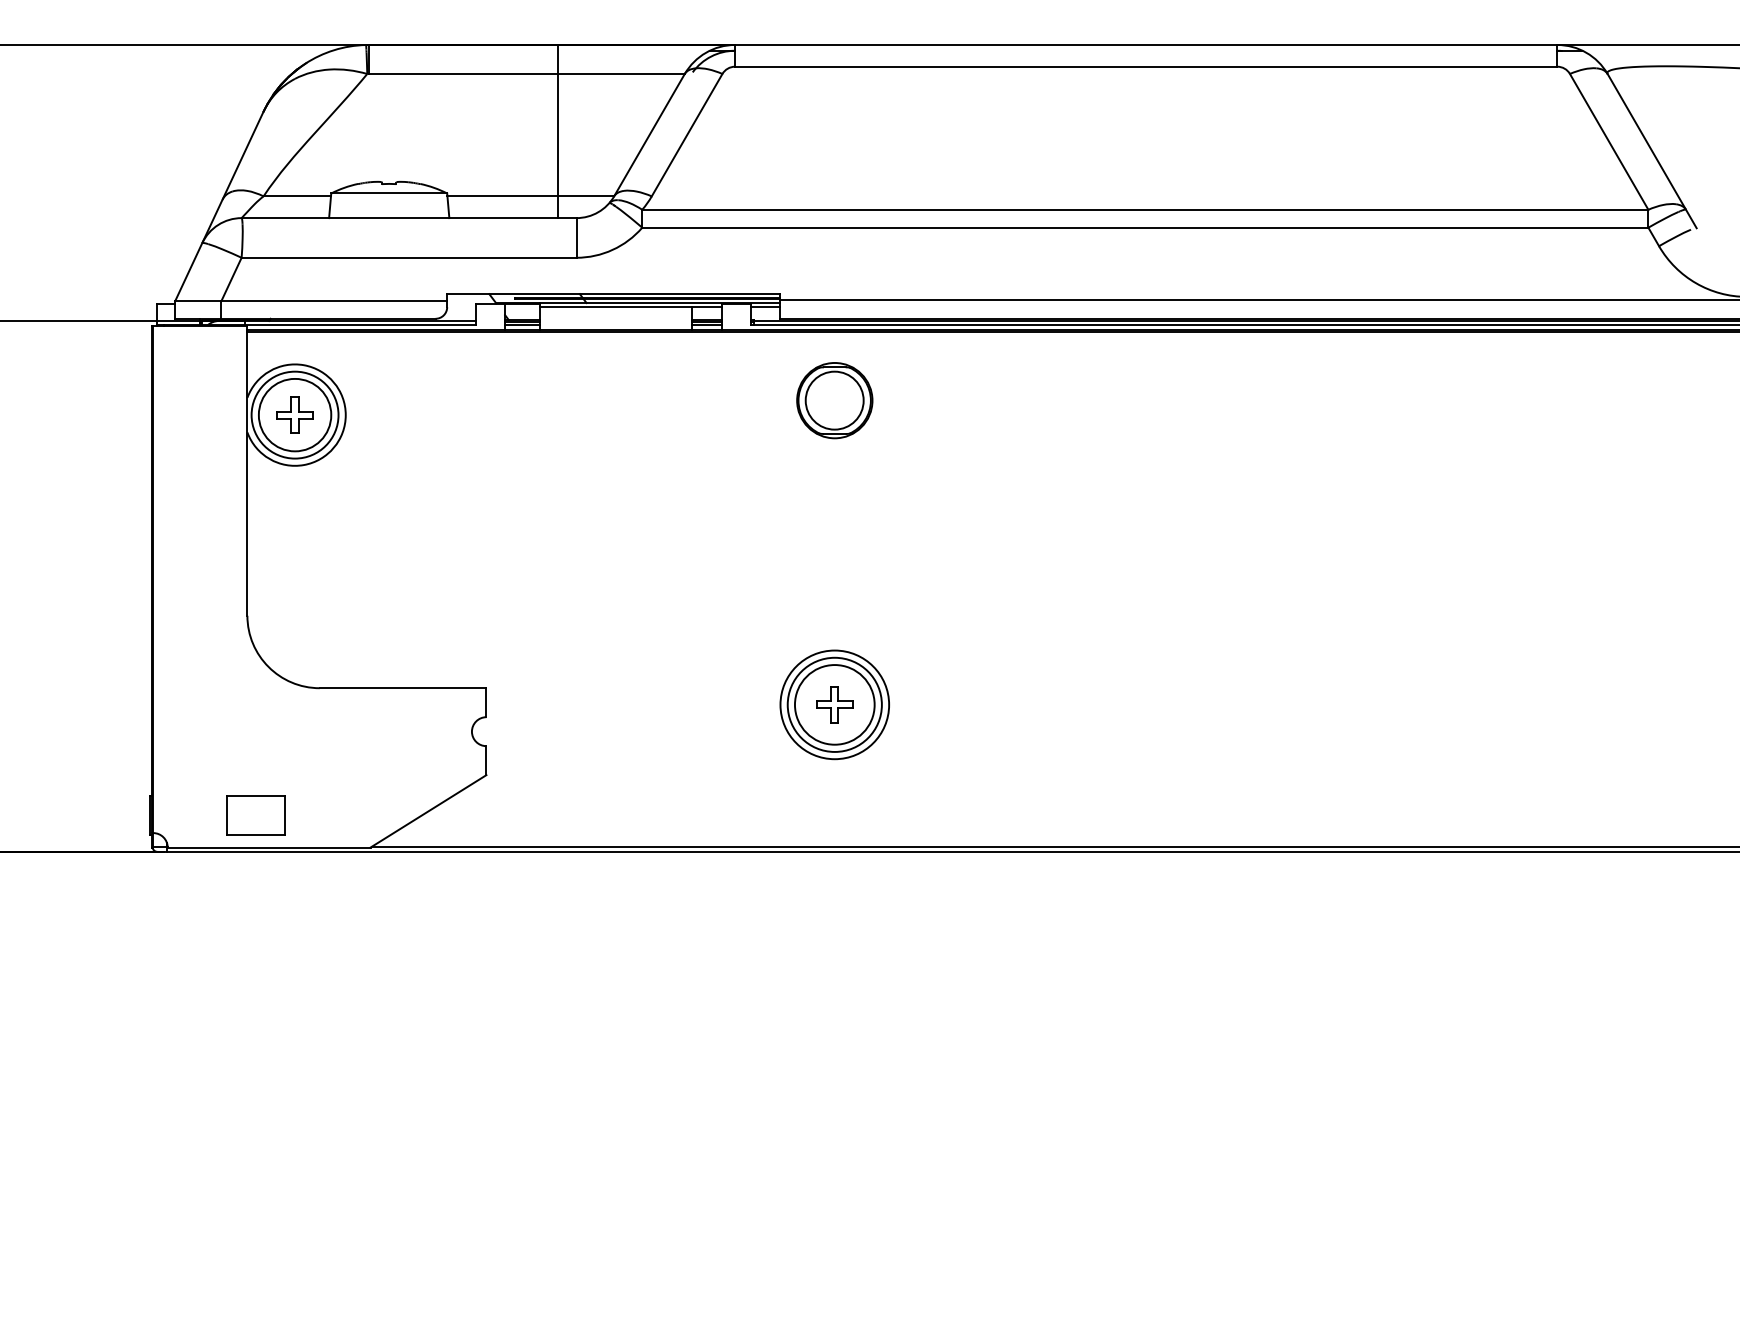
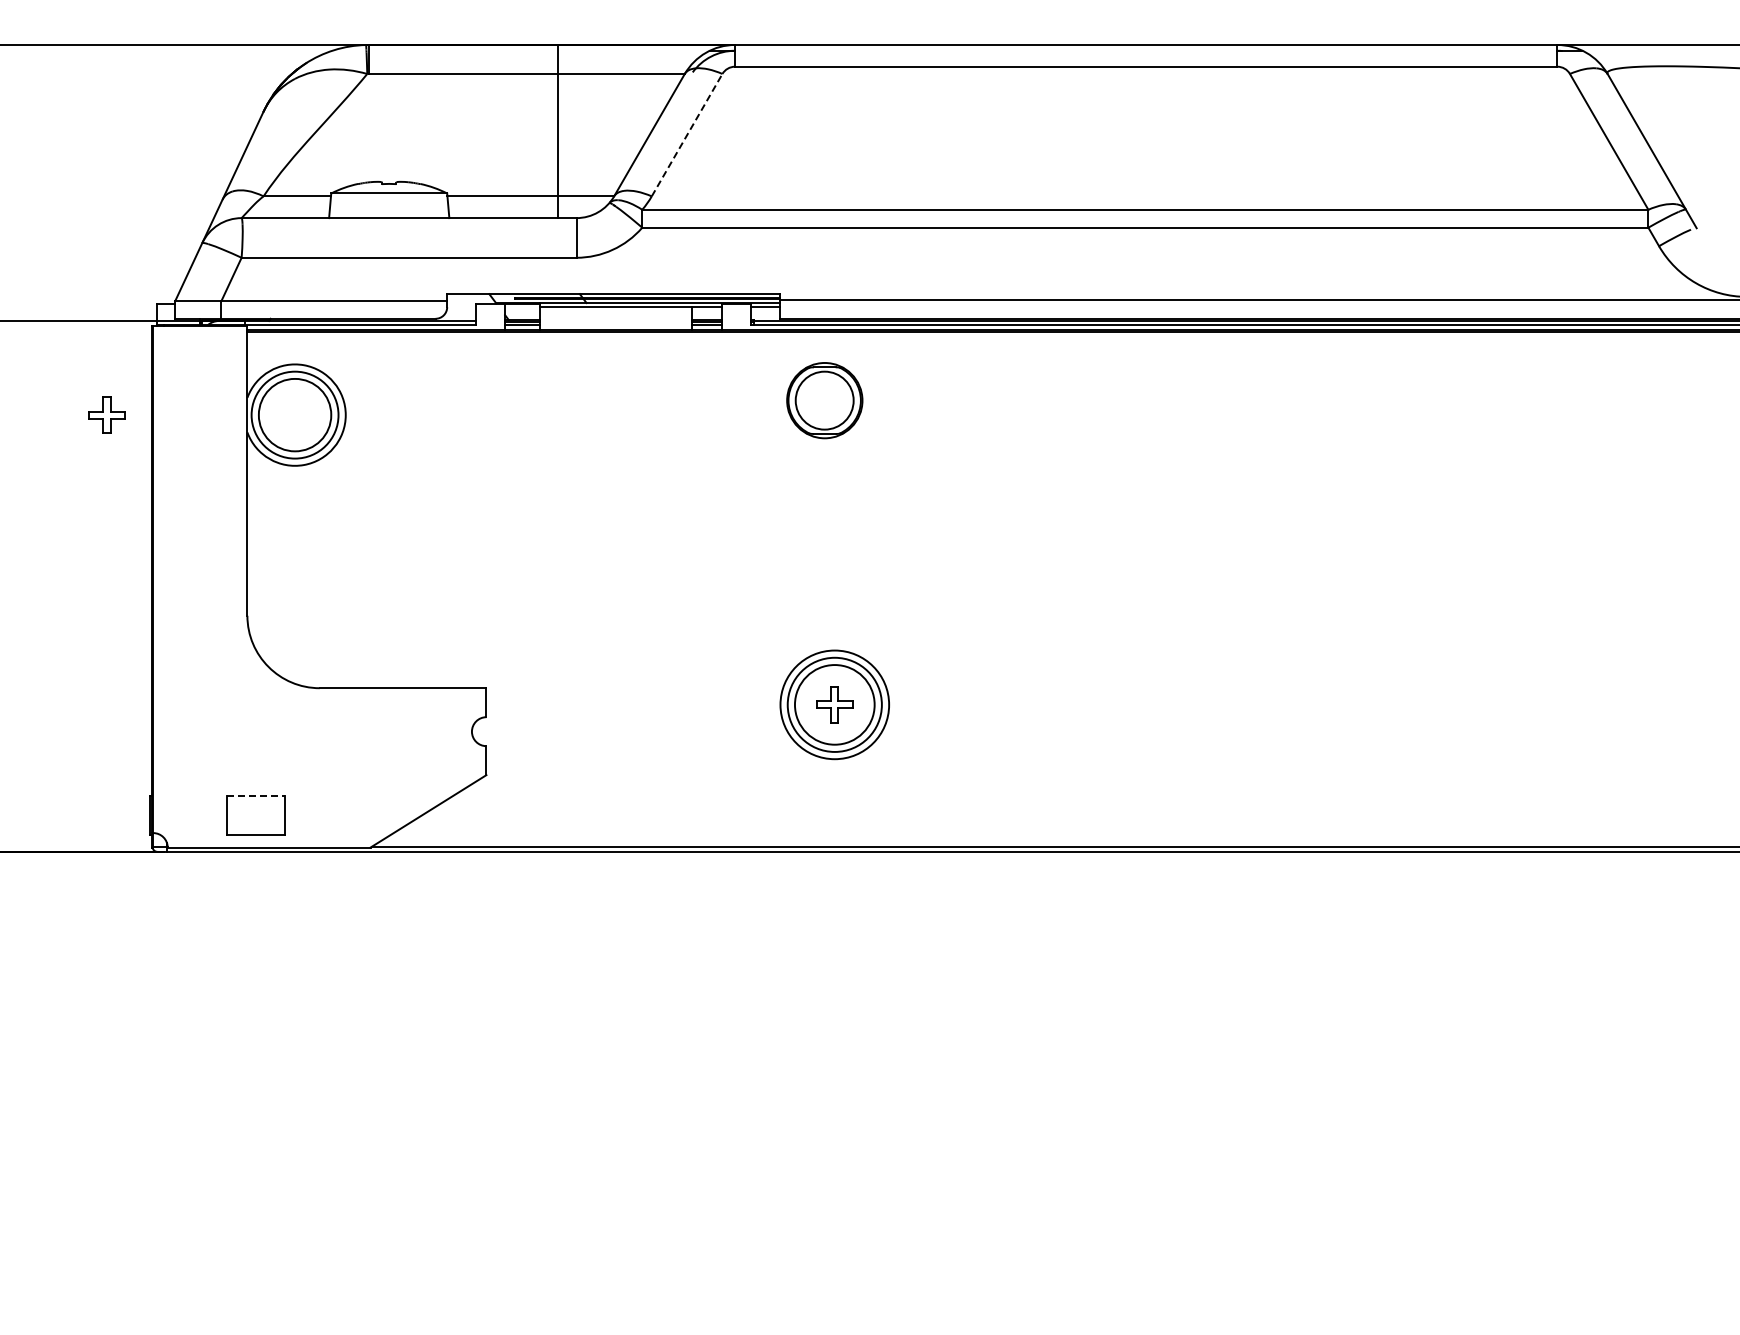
line: solid -> dashed (687, 135)
part position: (834, 400) -> (824, 400) (824, 400)
part position: (294, 414) -> (106, 414) (106, 414)
line: solid -> dashed (255, 796)
